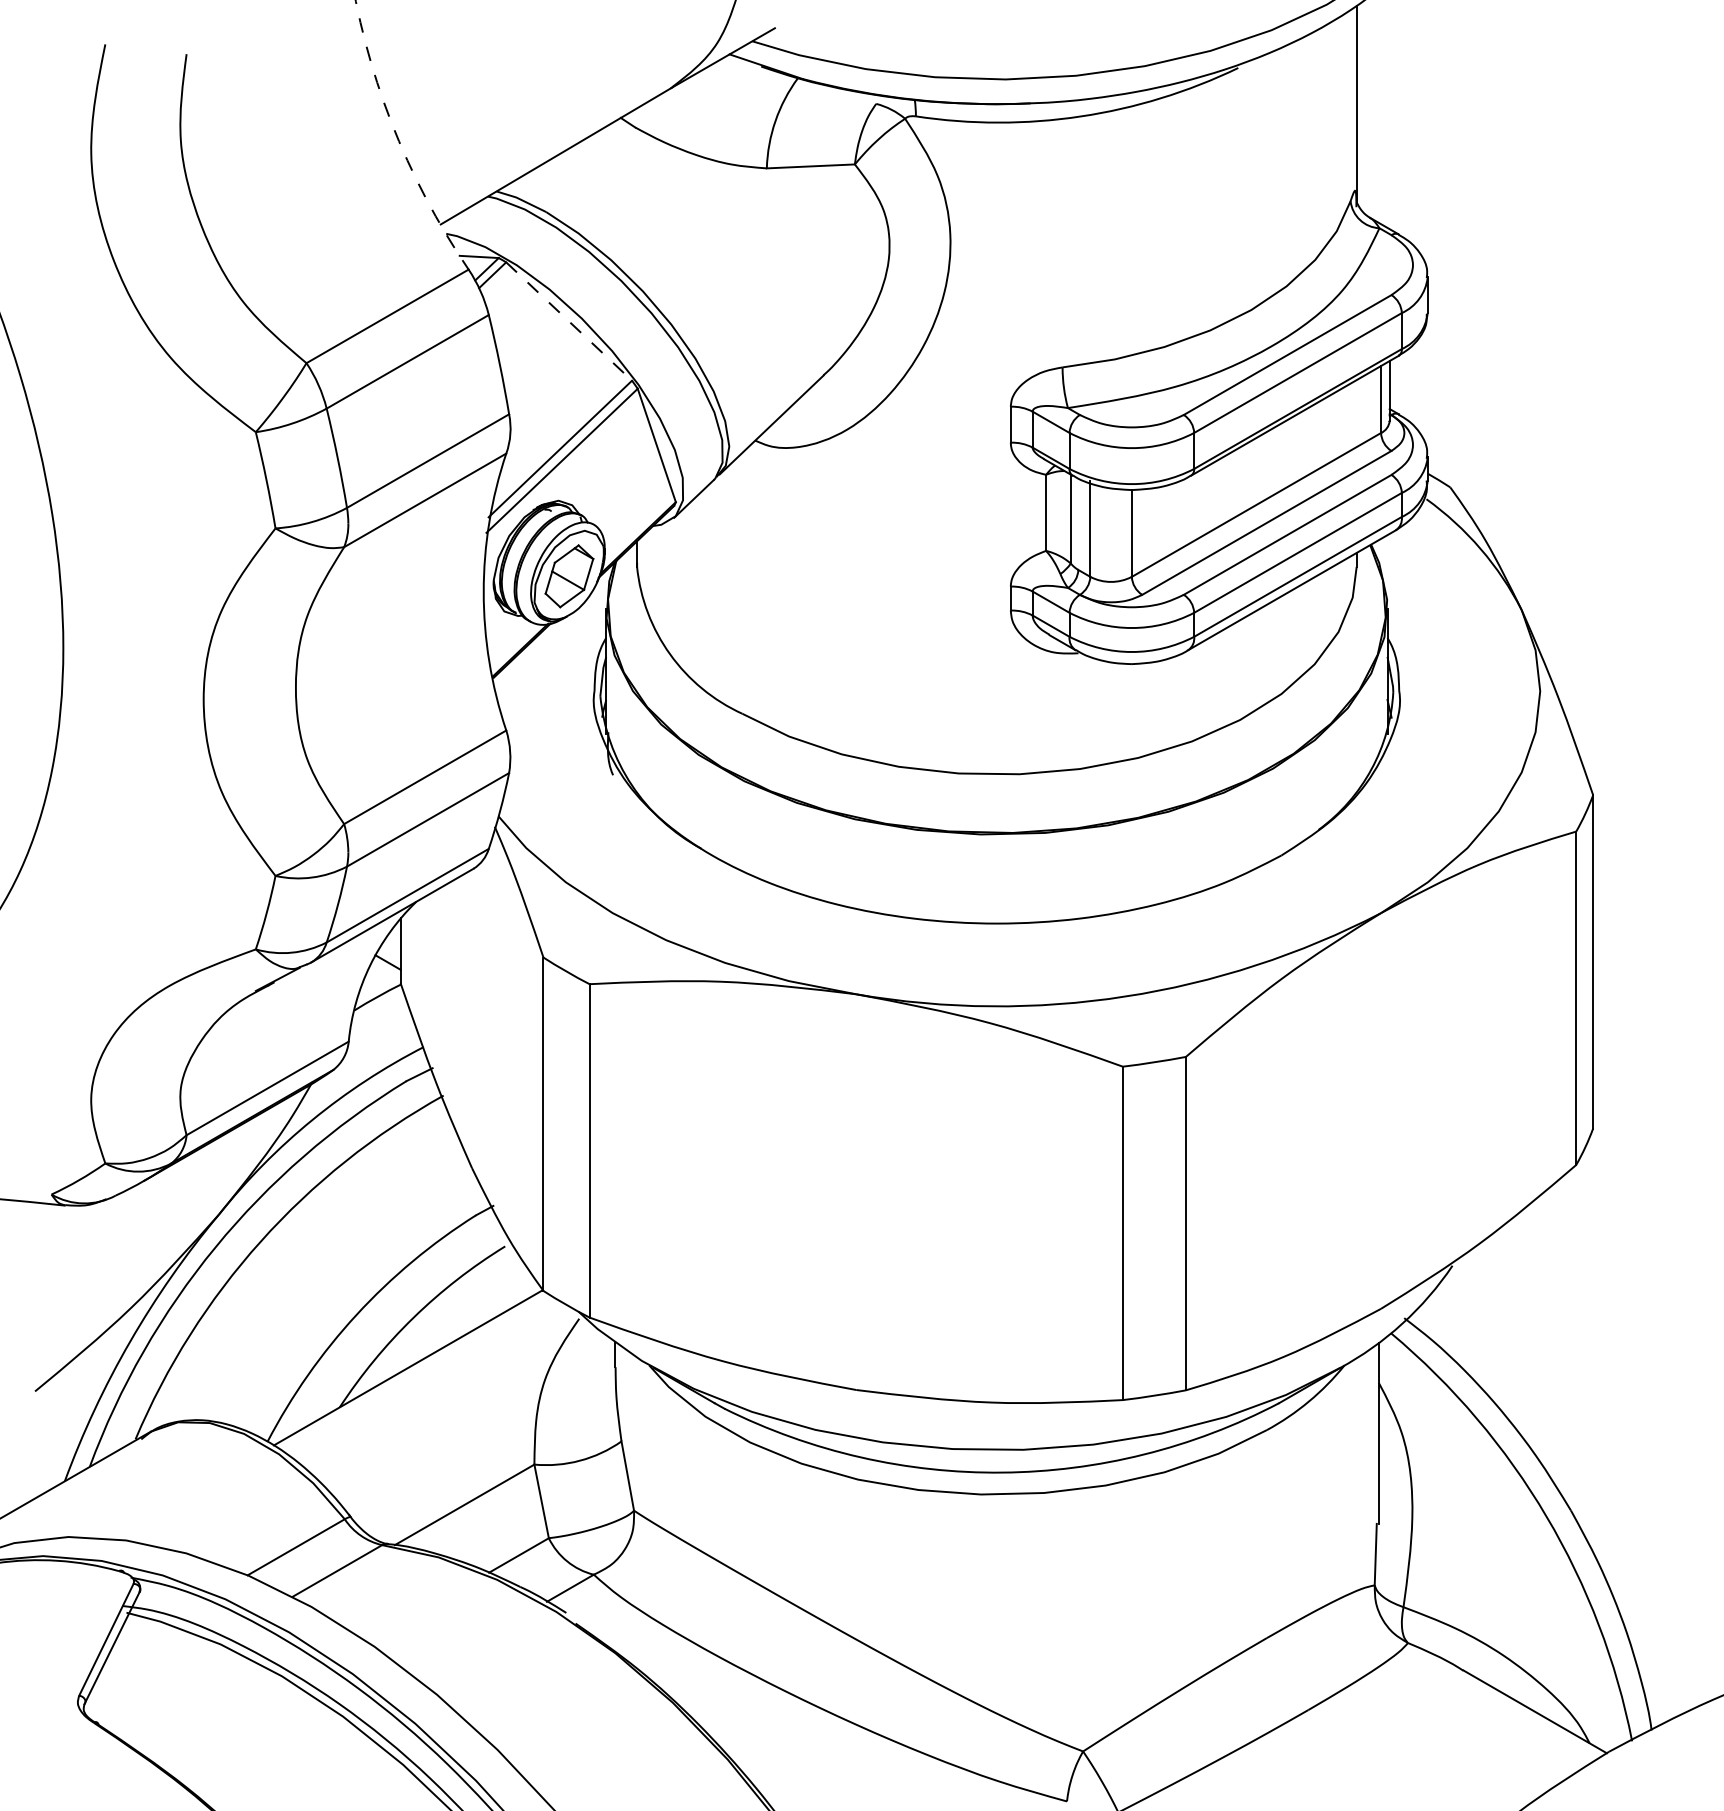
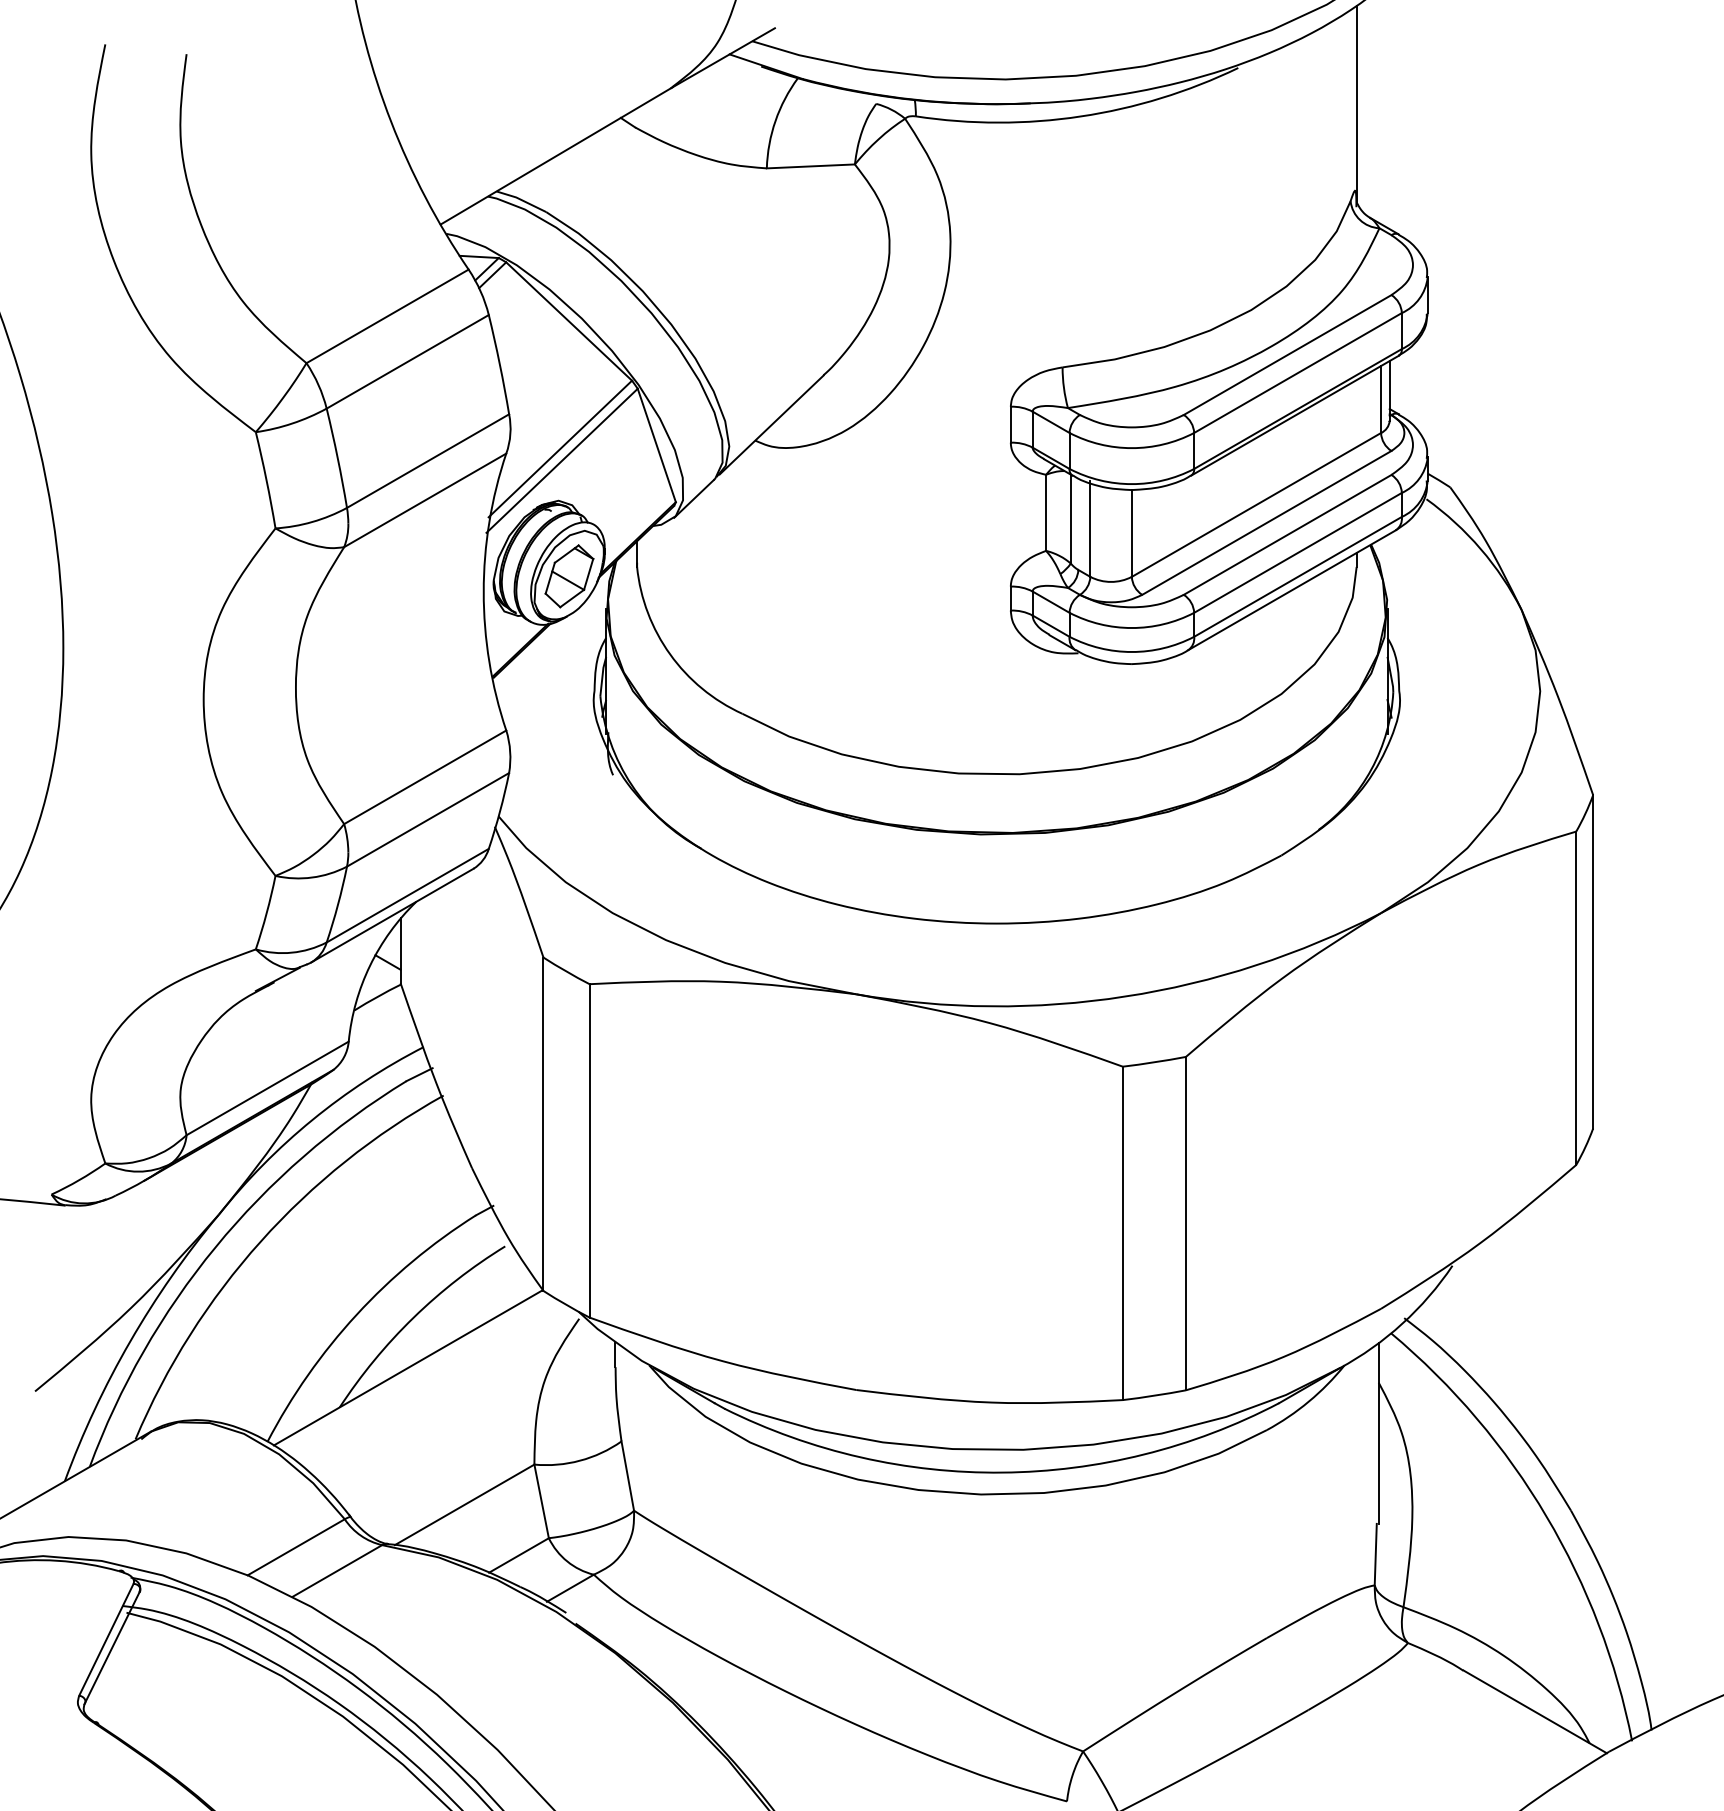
arc: dashed -> solid (399, 141)
line: dashed -> solid (569, 321)
